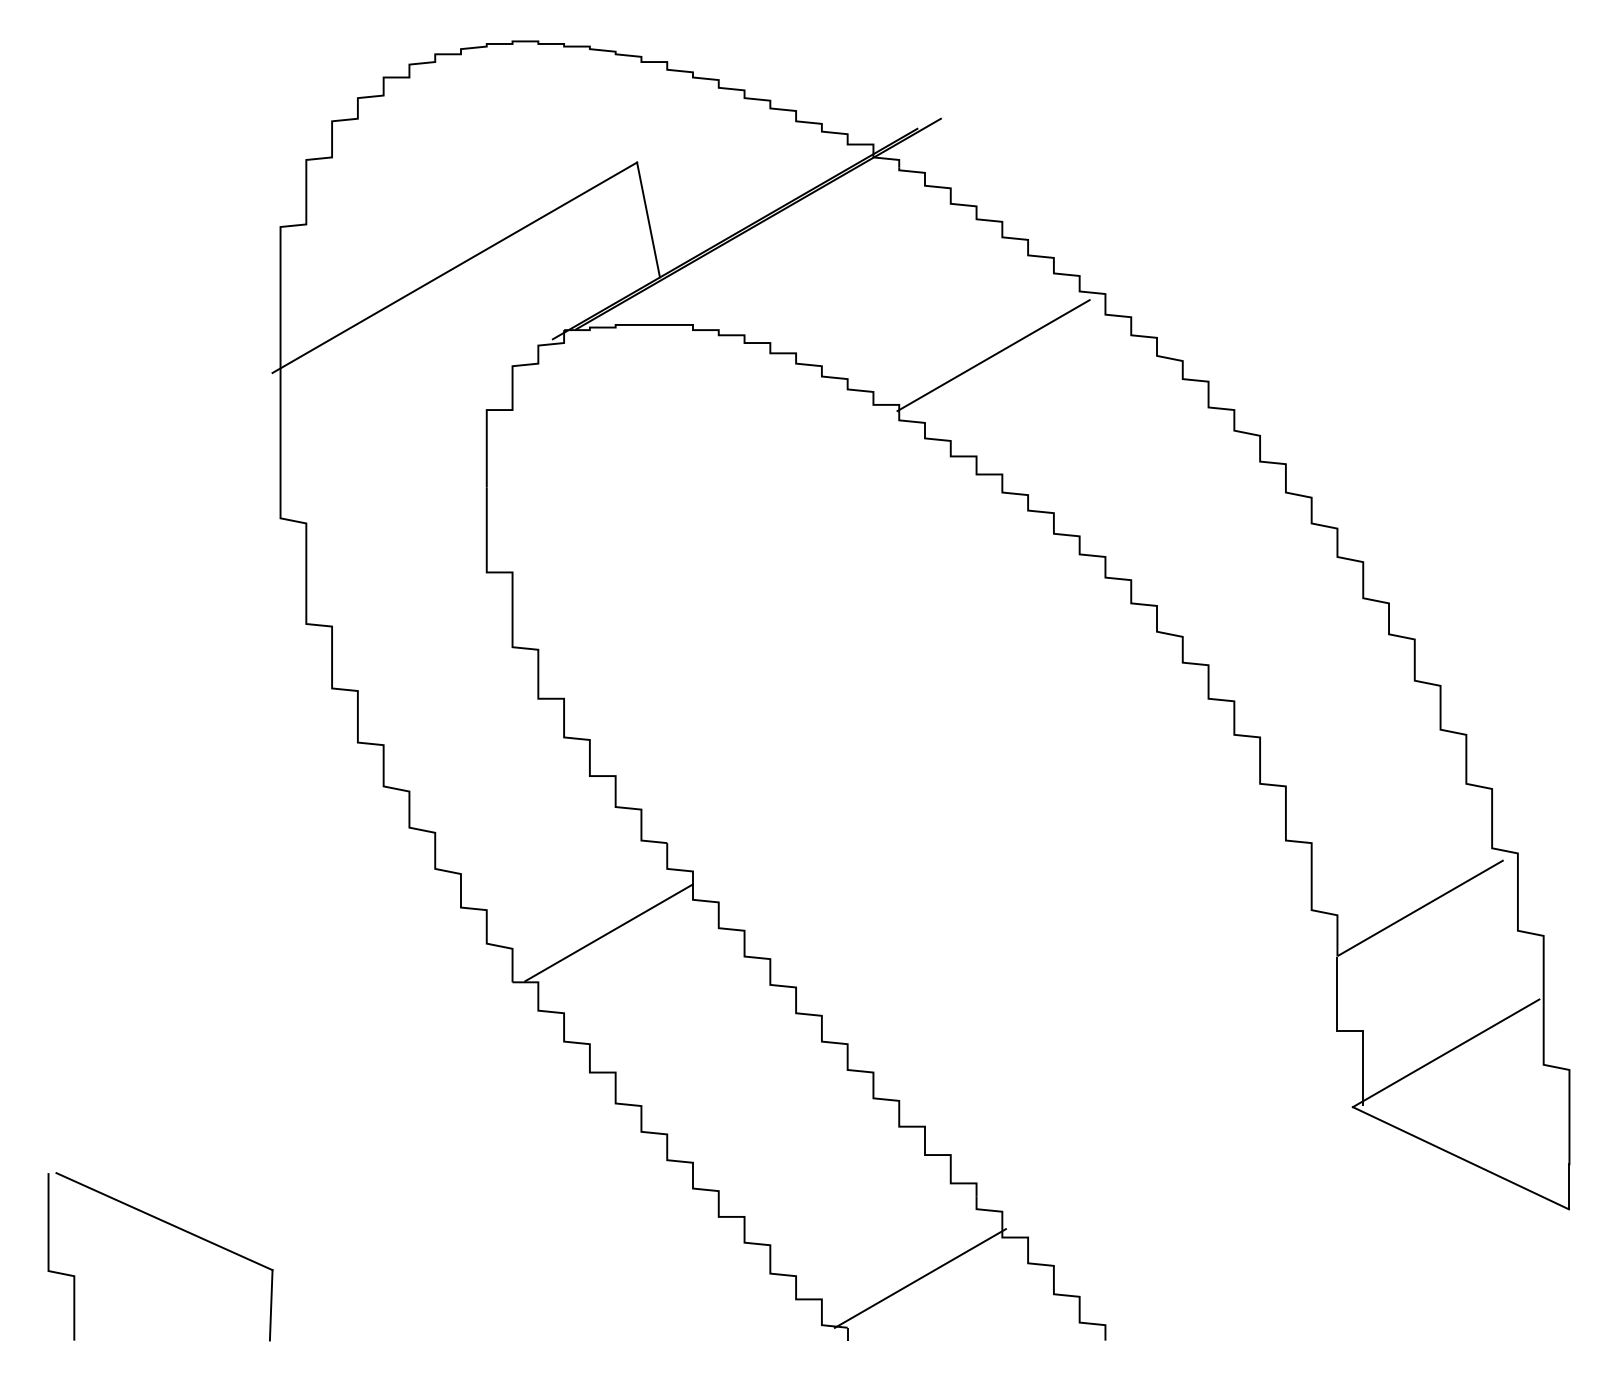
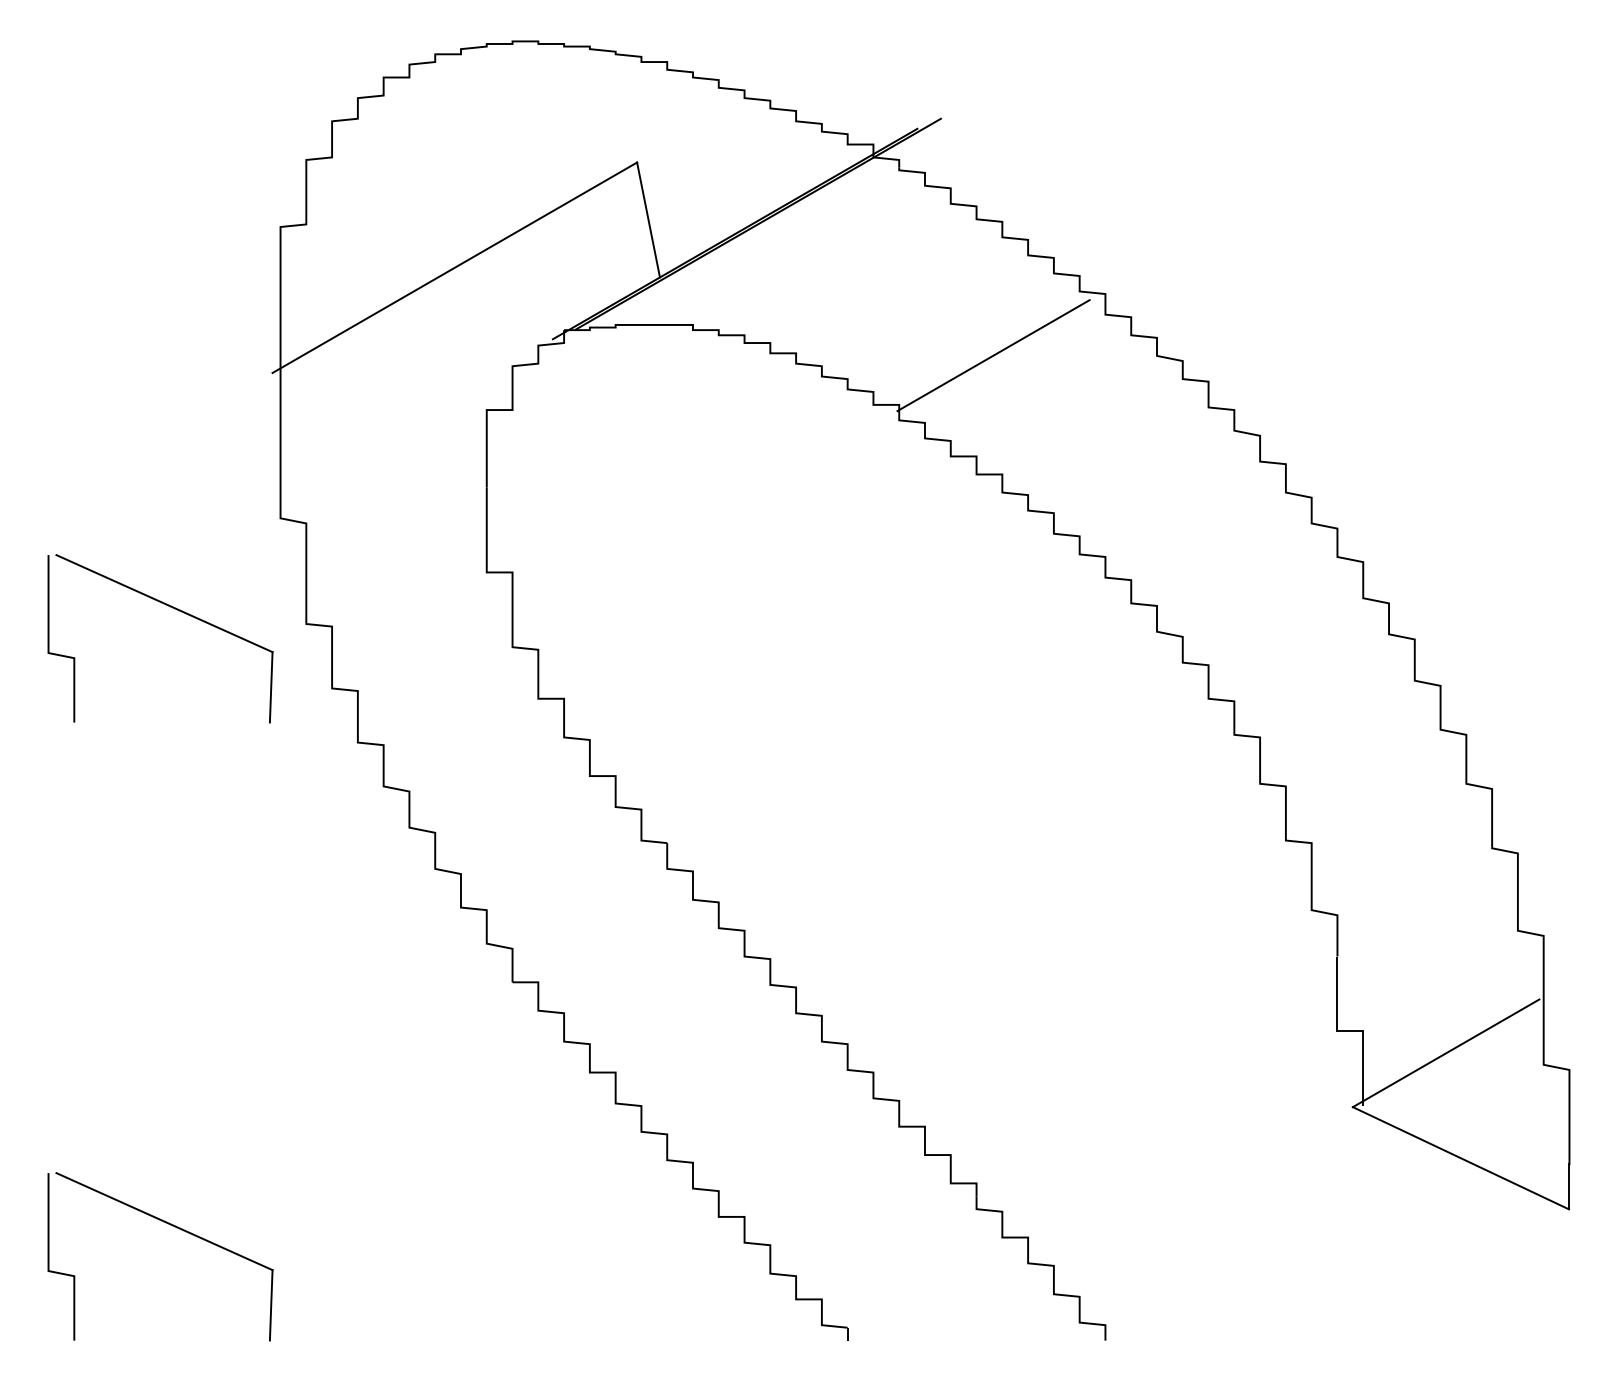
part: none -> present (174, 609)
line: present -> none (1420, 907)
line: present -> none (608, 932)
line: present -> none (919, 1278)
